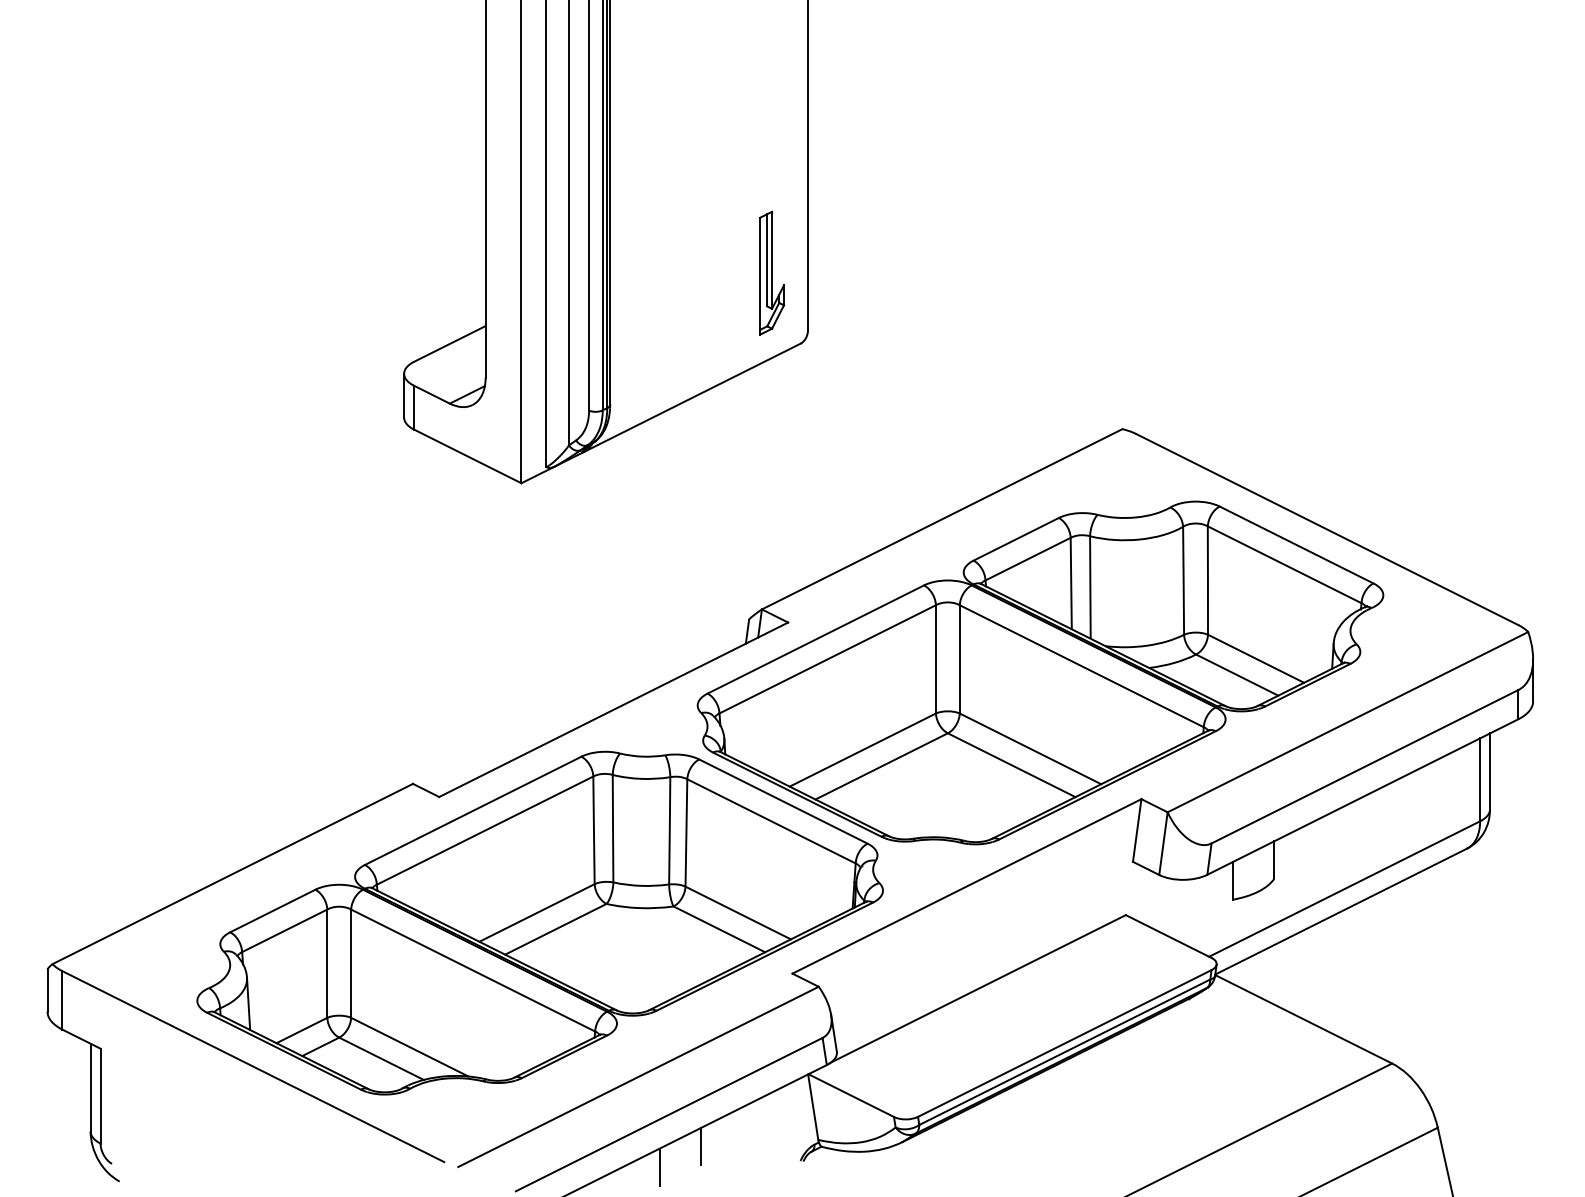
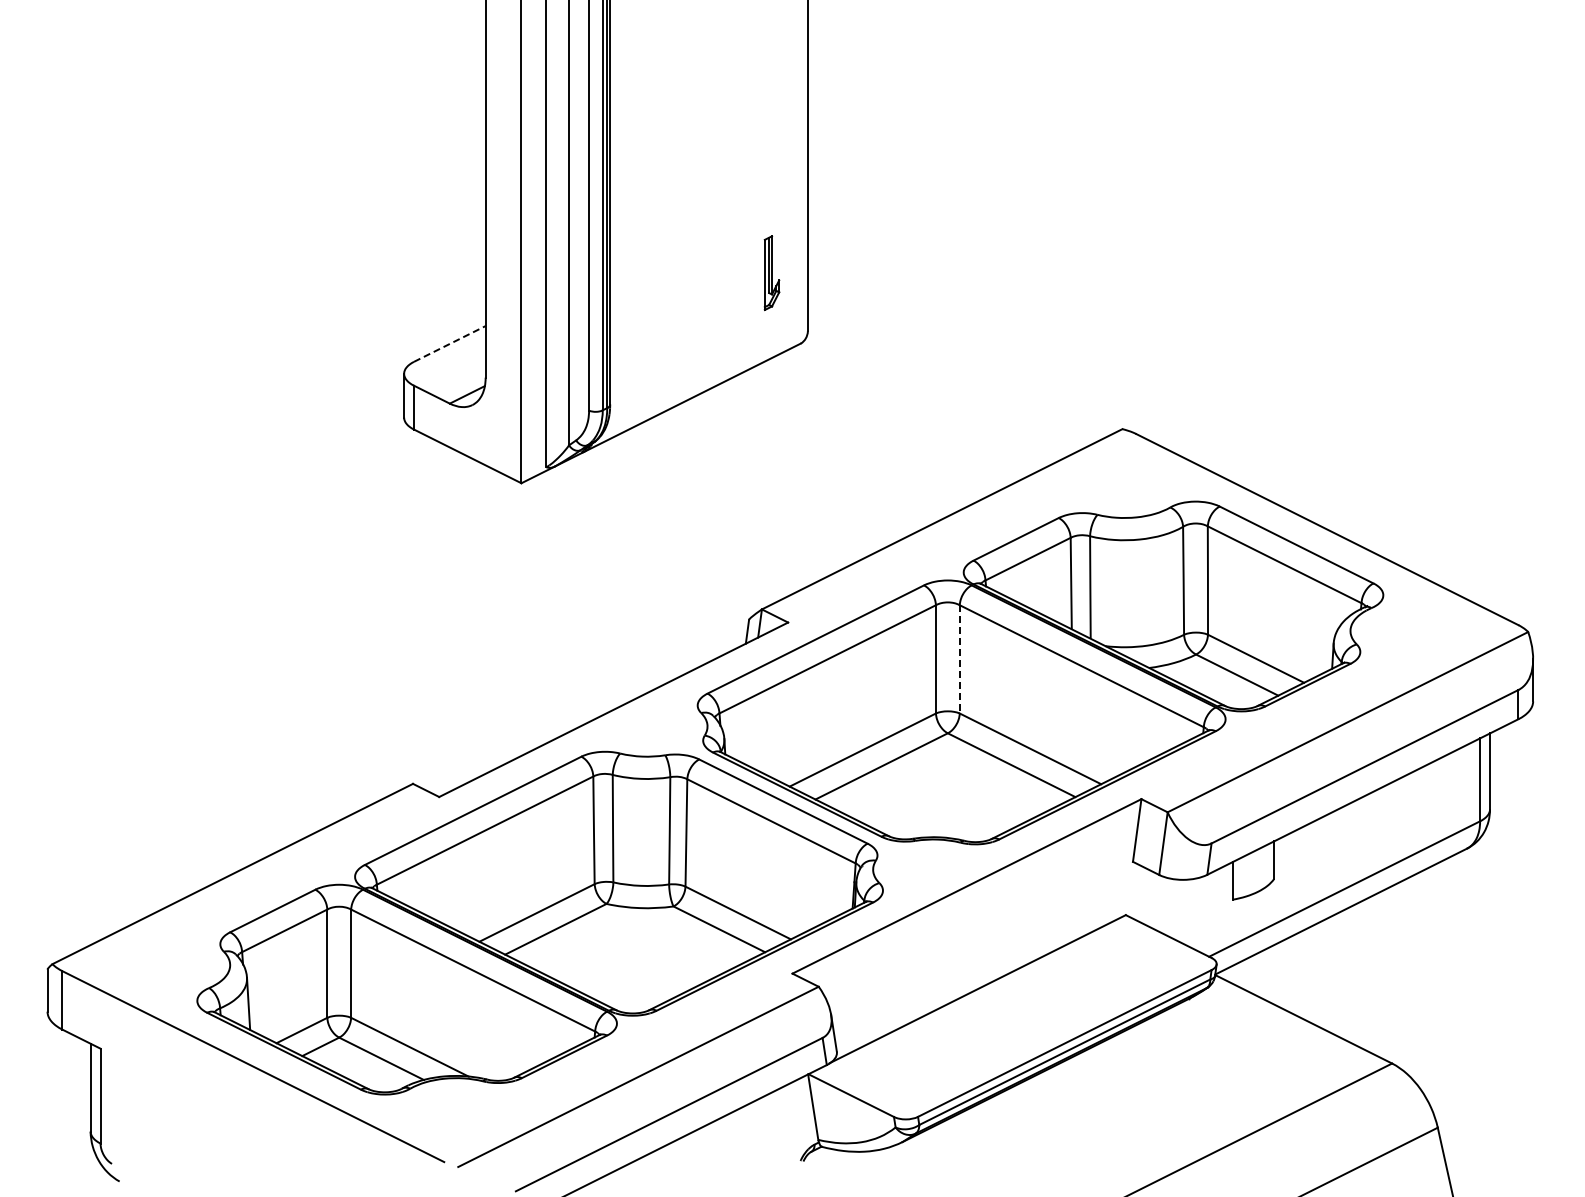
part size: 26x126 px -> 18x77 px (771, 273)
line: solid -> dashed (450, 343)
line: solid -> dashed (959, 659)
line: present -> none (701, 1146)
line: present -> none (659, 1167)
